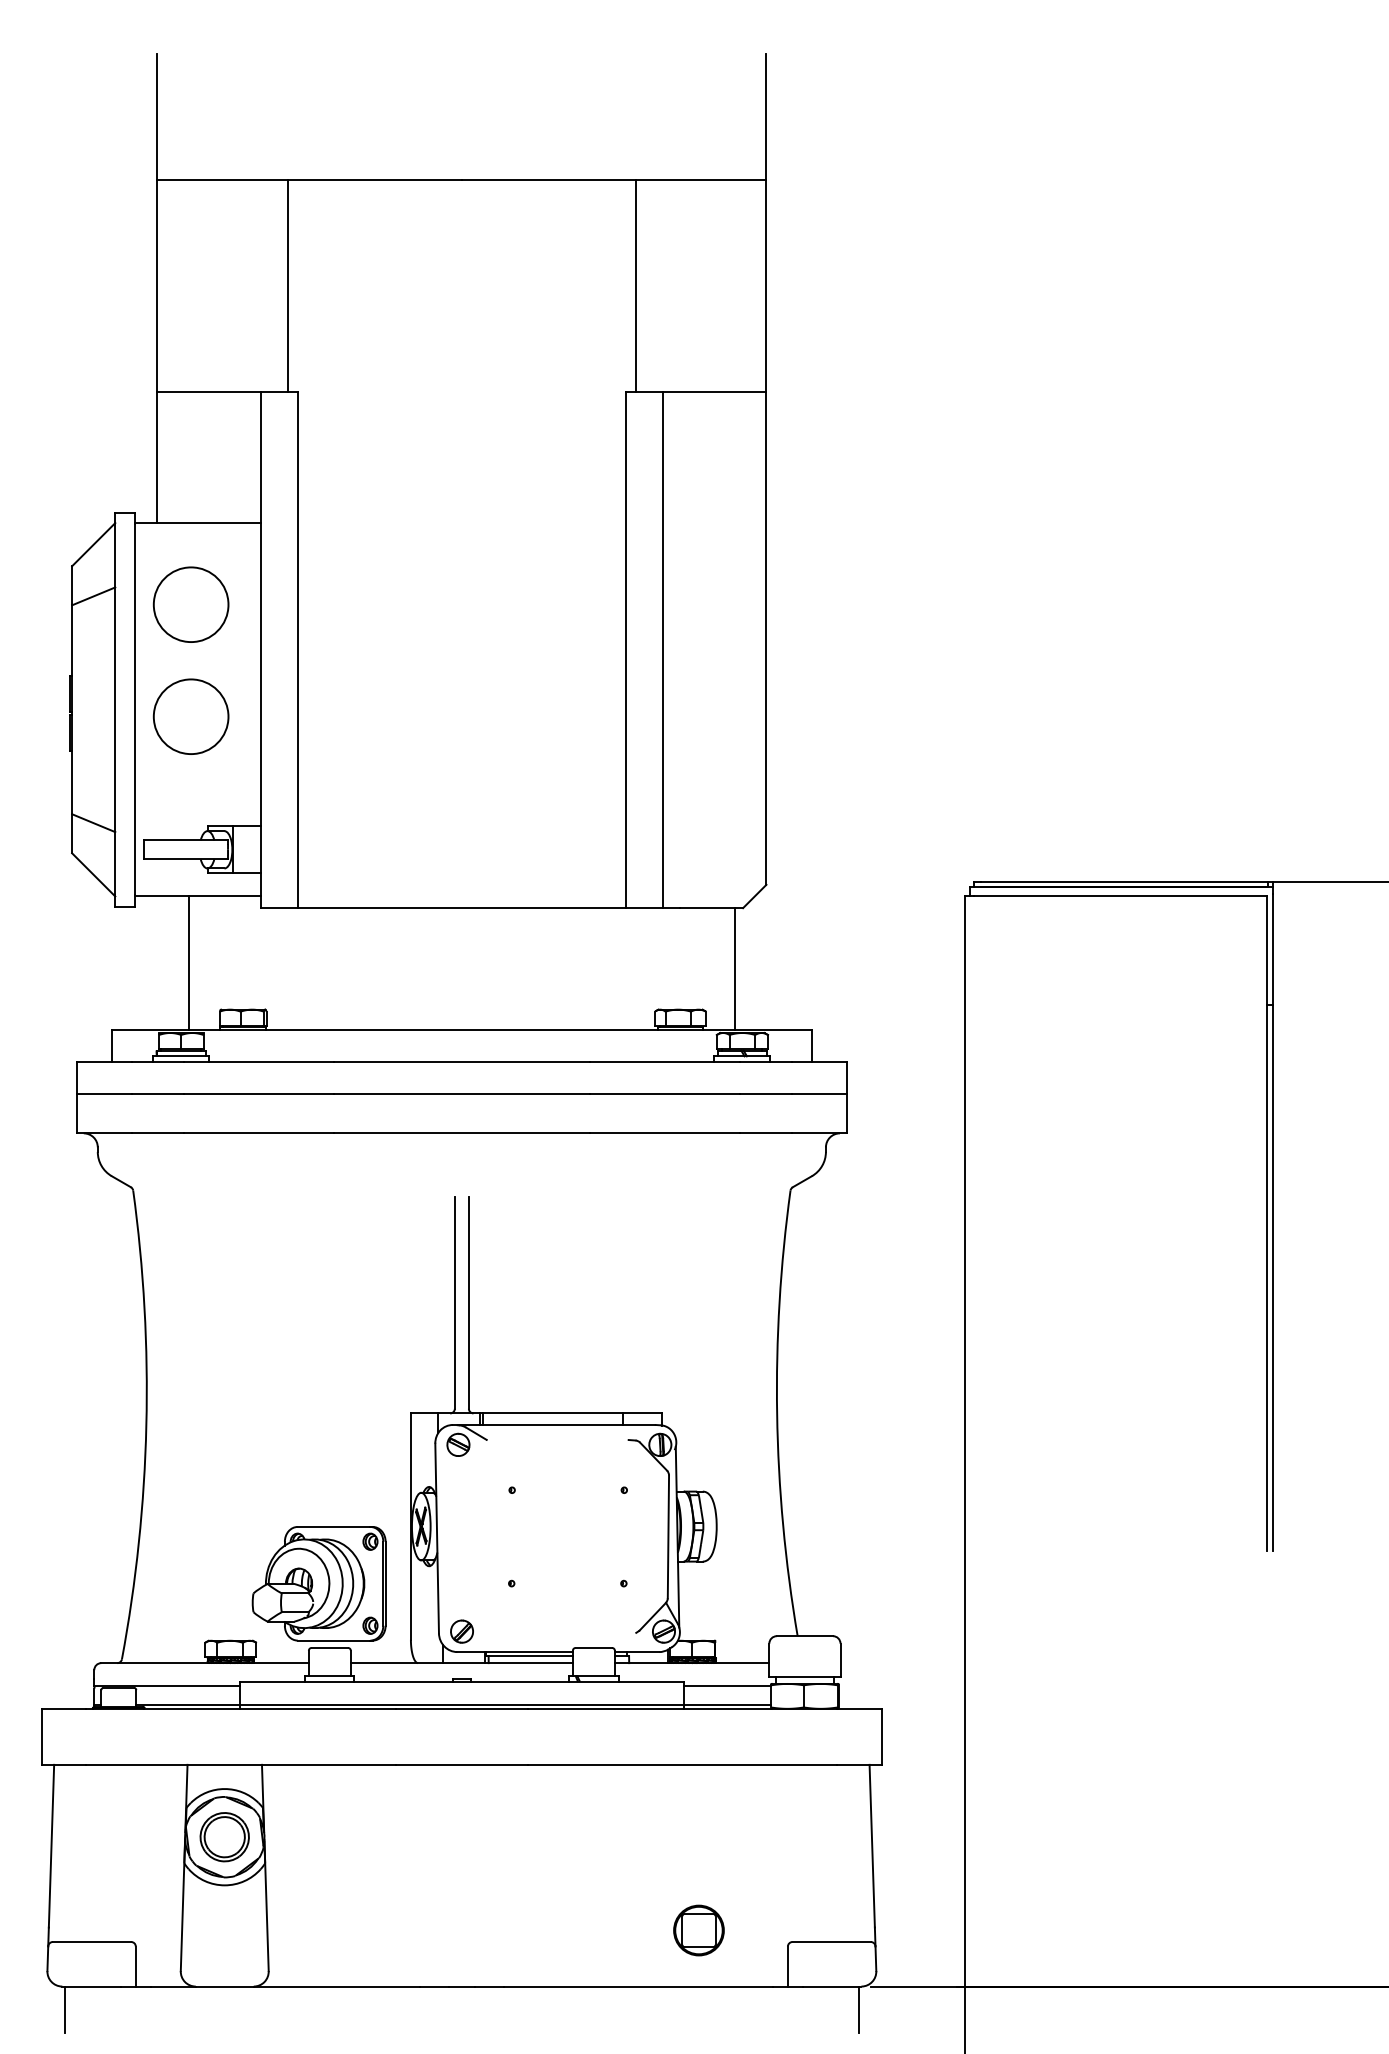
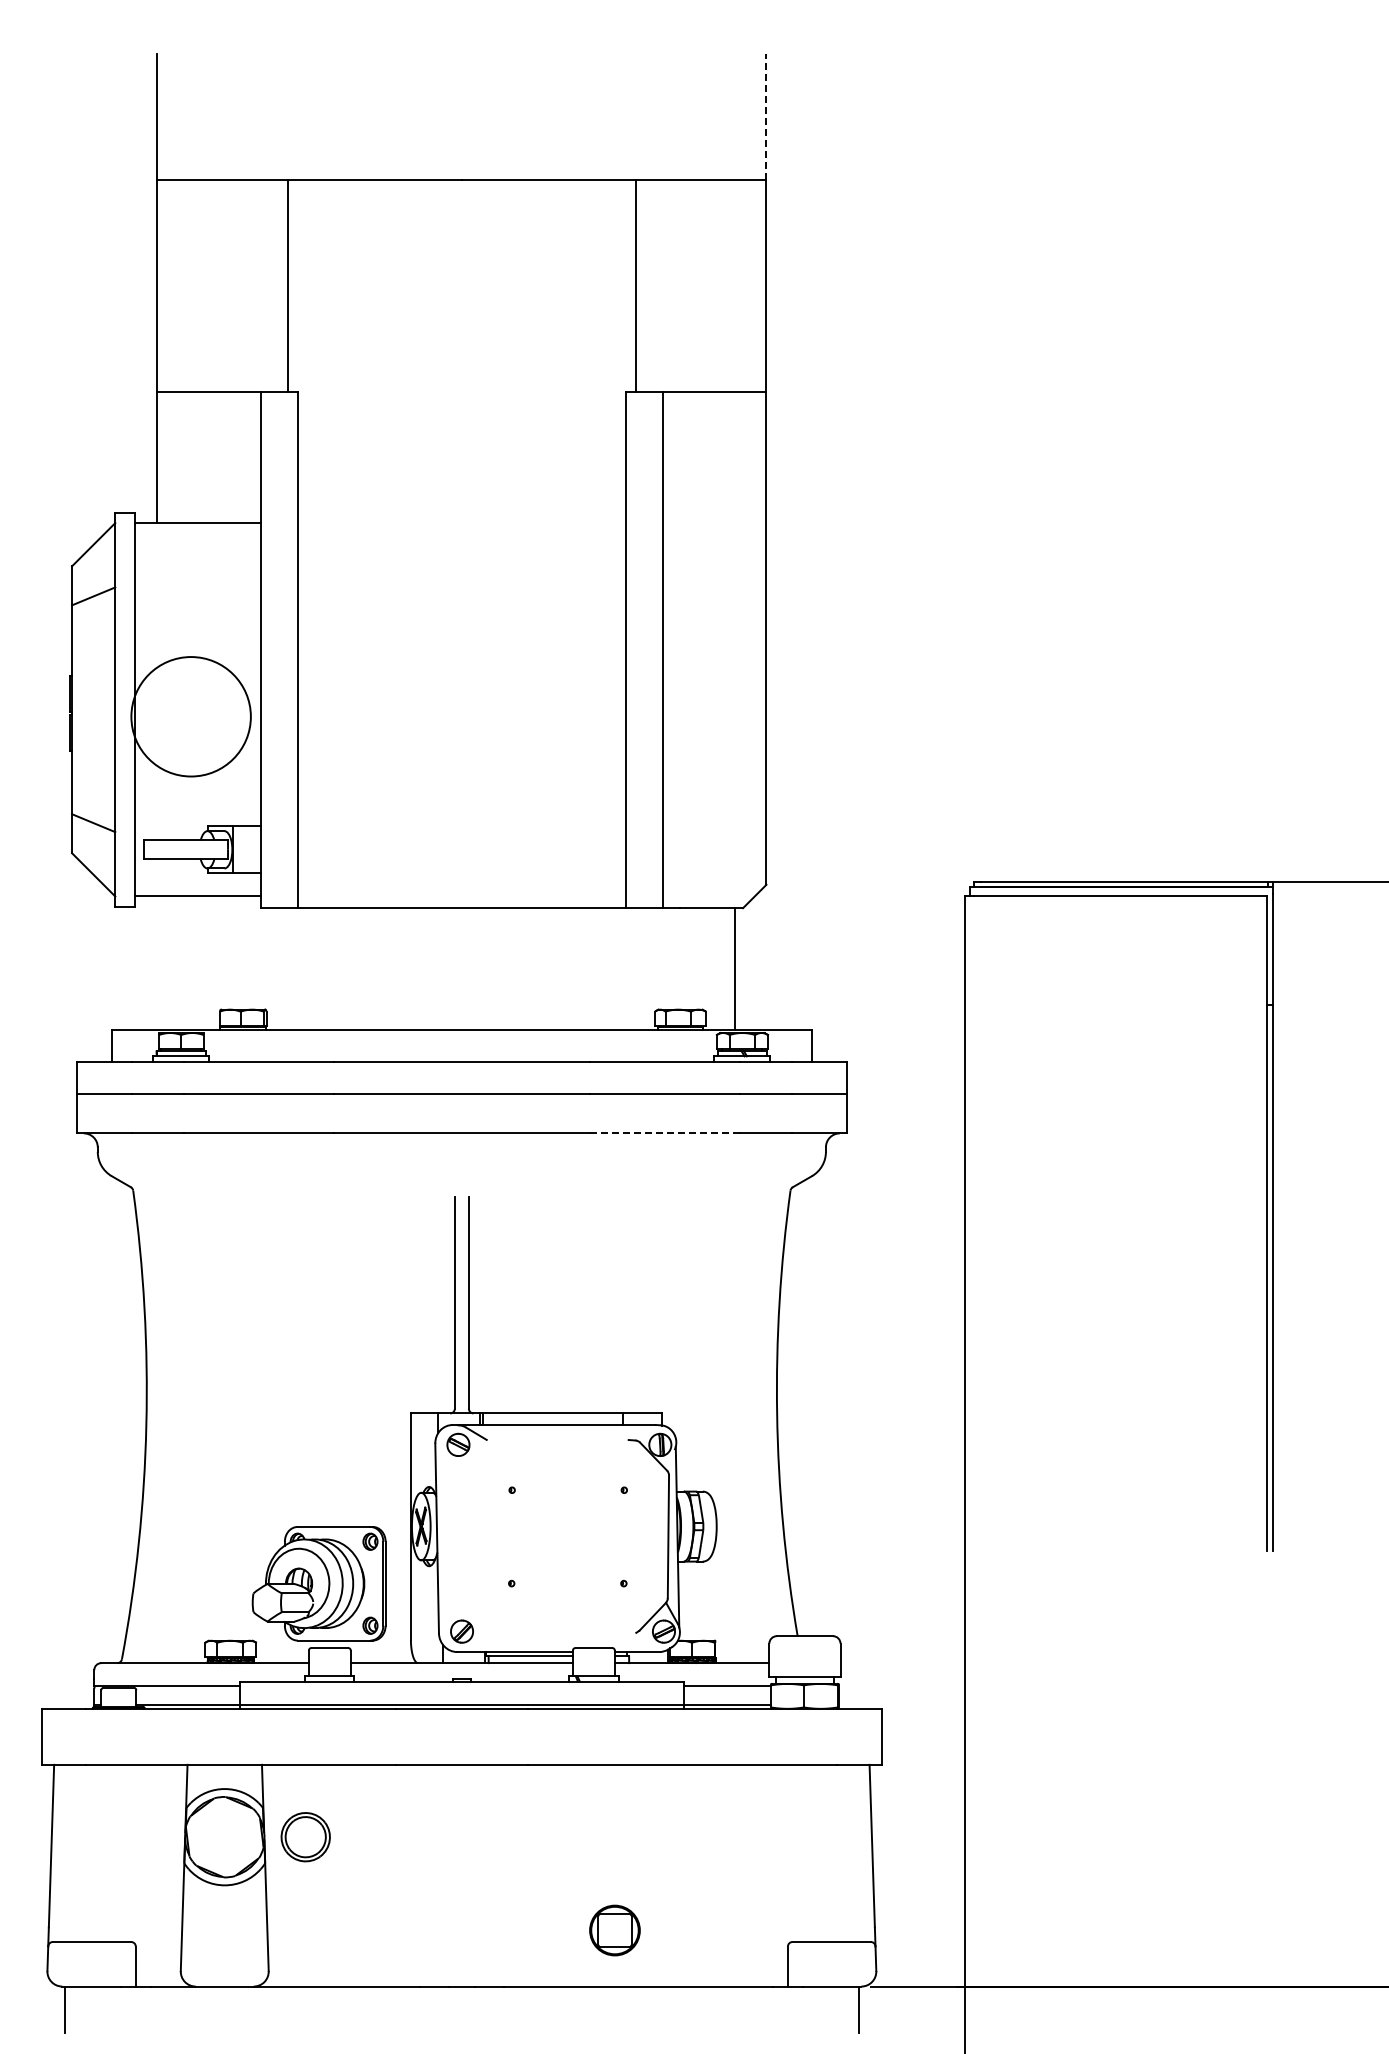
line: solid -> dashed (766, 116)
circle: present -> none (190, 604)
circle diameter: 75 px -> 119 px (190, 716)
line: present -> none (188, 962)
line: solid -> dashed (664, 1133)
part position: (224, 1837) -> (305, 1837) (305, 1837)
part position: (698, 1930) -> (614, 1930) (614, 1930)
